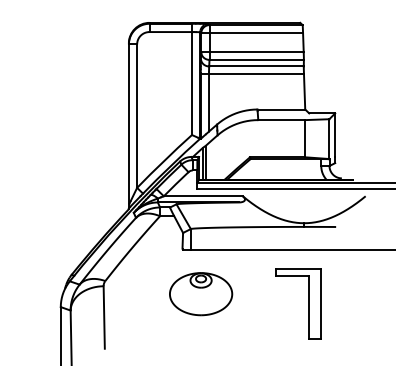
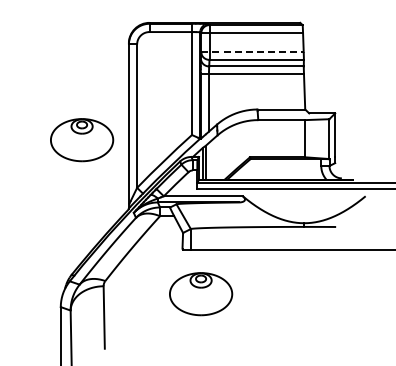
line: solid -> dashed (252, 52)
part: none -> present (82, 140)
part: present -> none (308, 303)
